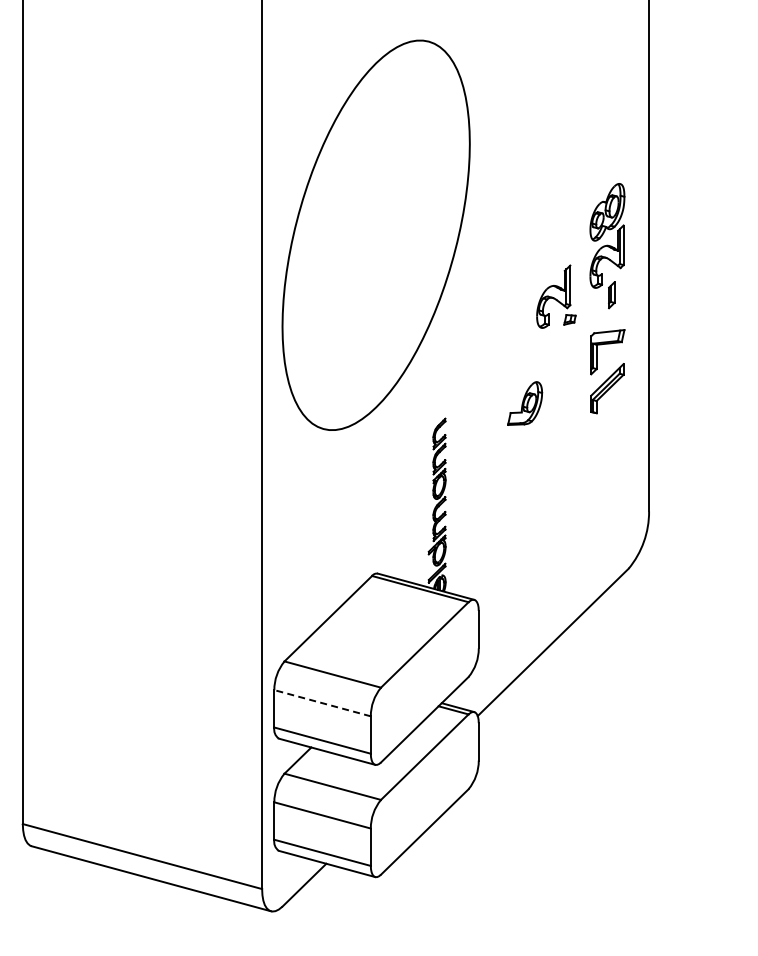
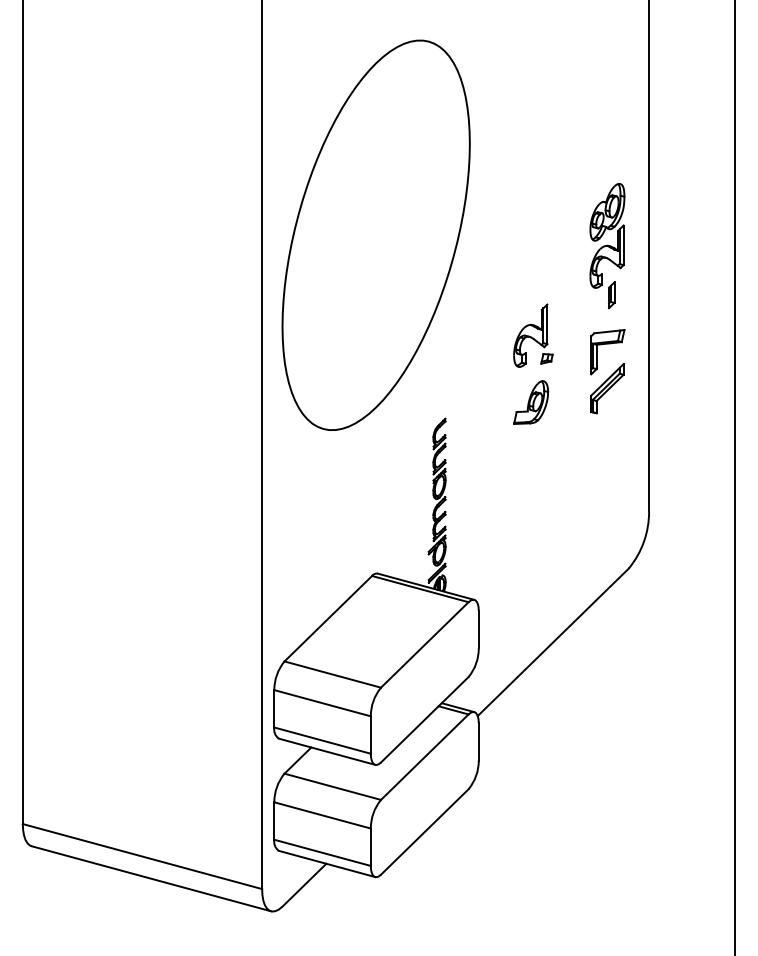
part position: (556, 296) -> (533, 335) (533, 335)
part position: (525, 403) -> (531, 402) (531, 402)
line: none -> present (735, 477)
line: dashed -> solid (322, 703)
